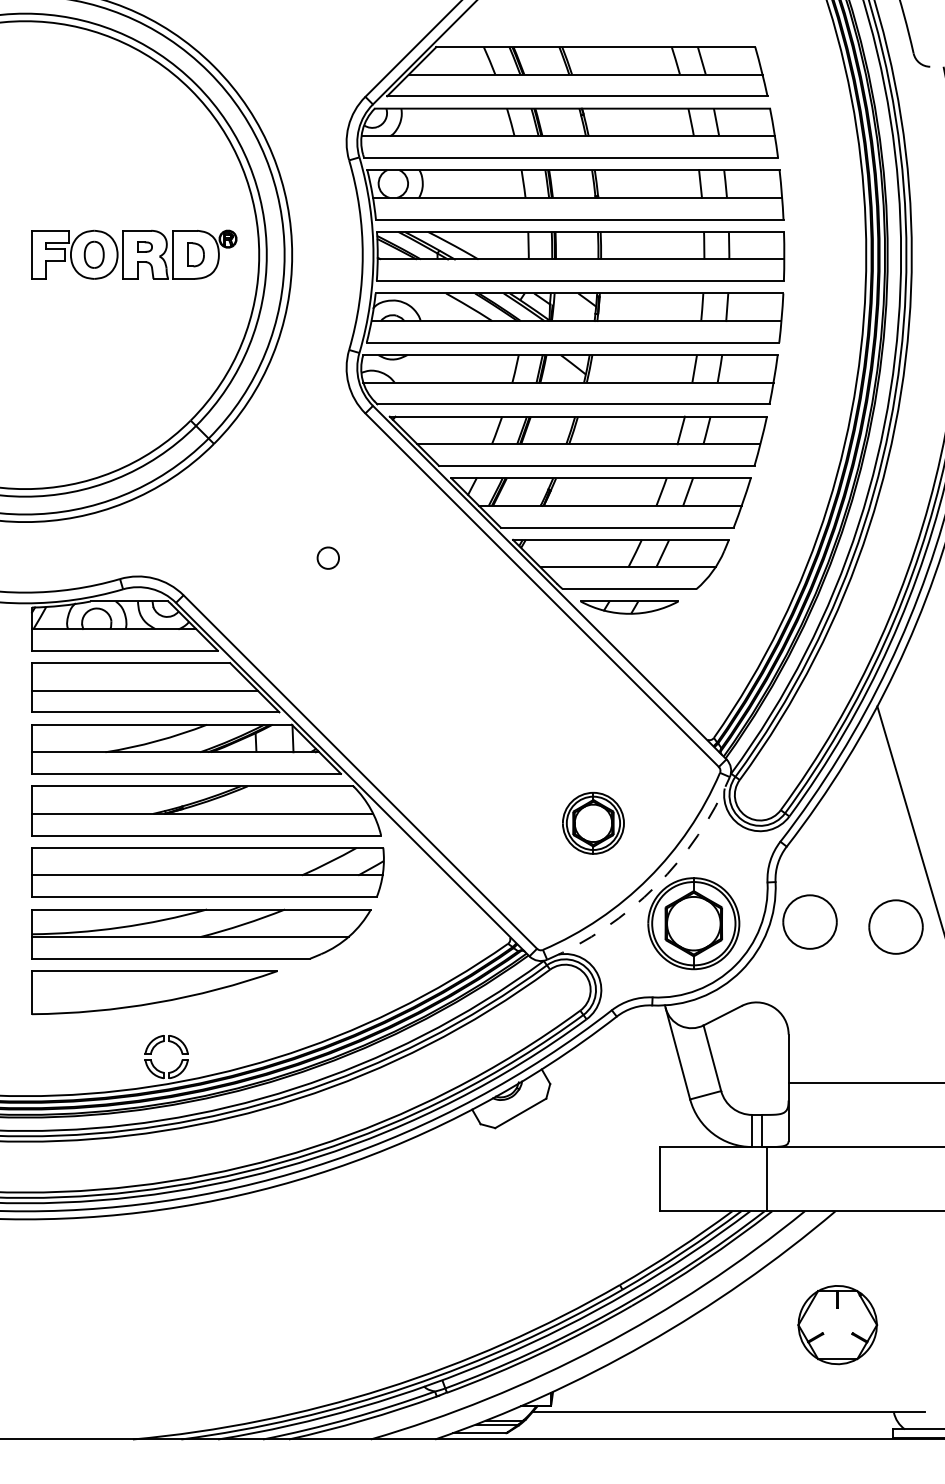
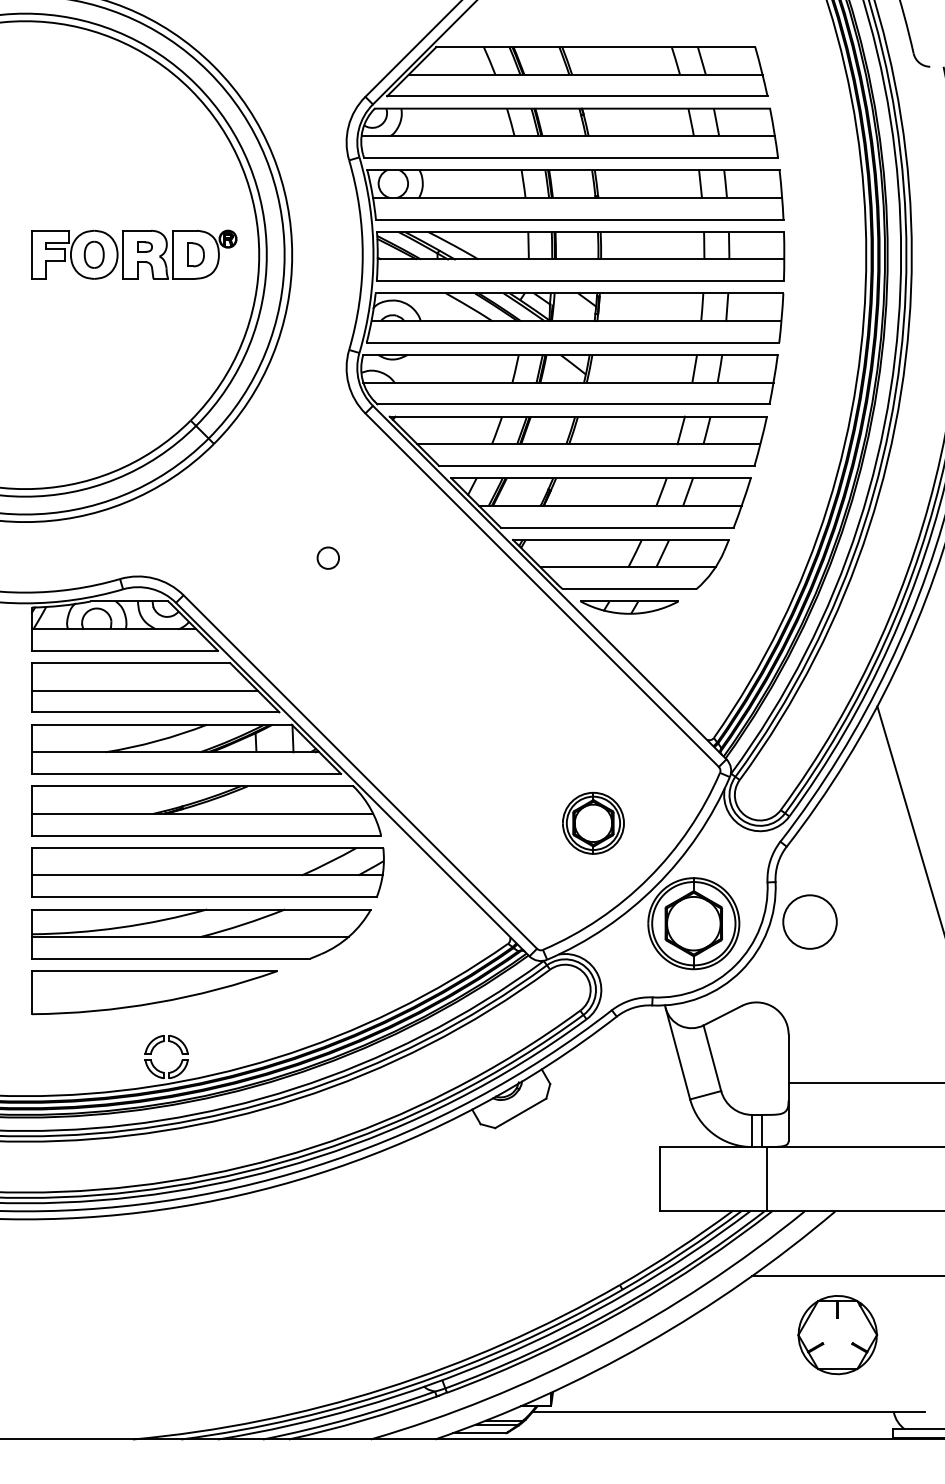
arc: dashed -> solid (656, 885)
part: present -> none (895, 926)
line: none -> present (846, 1276)
part position: (837, 1325) -> (837, 1335) (837, 1335)
